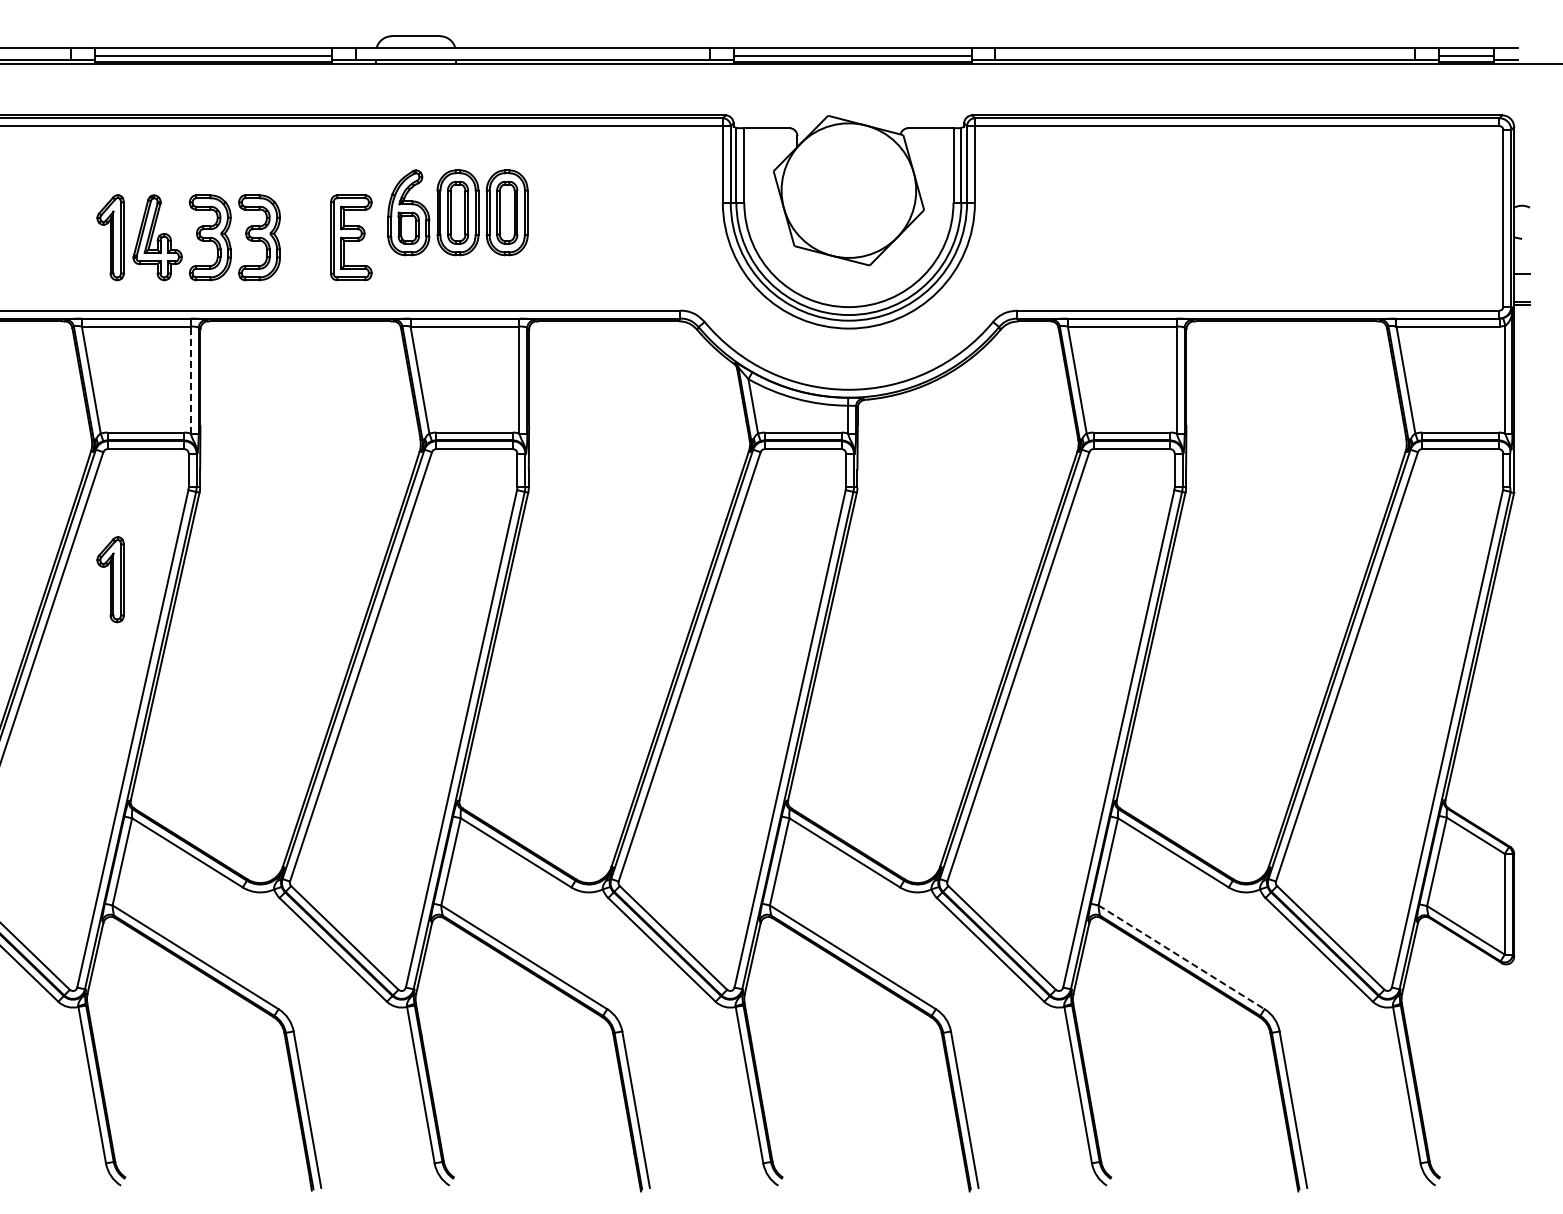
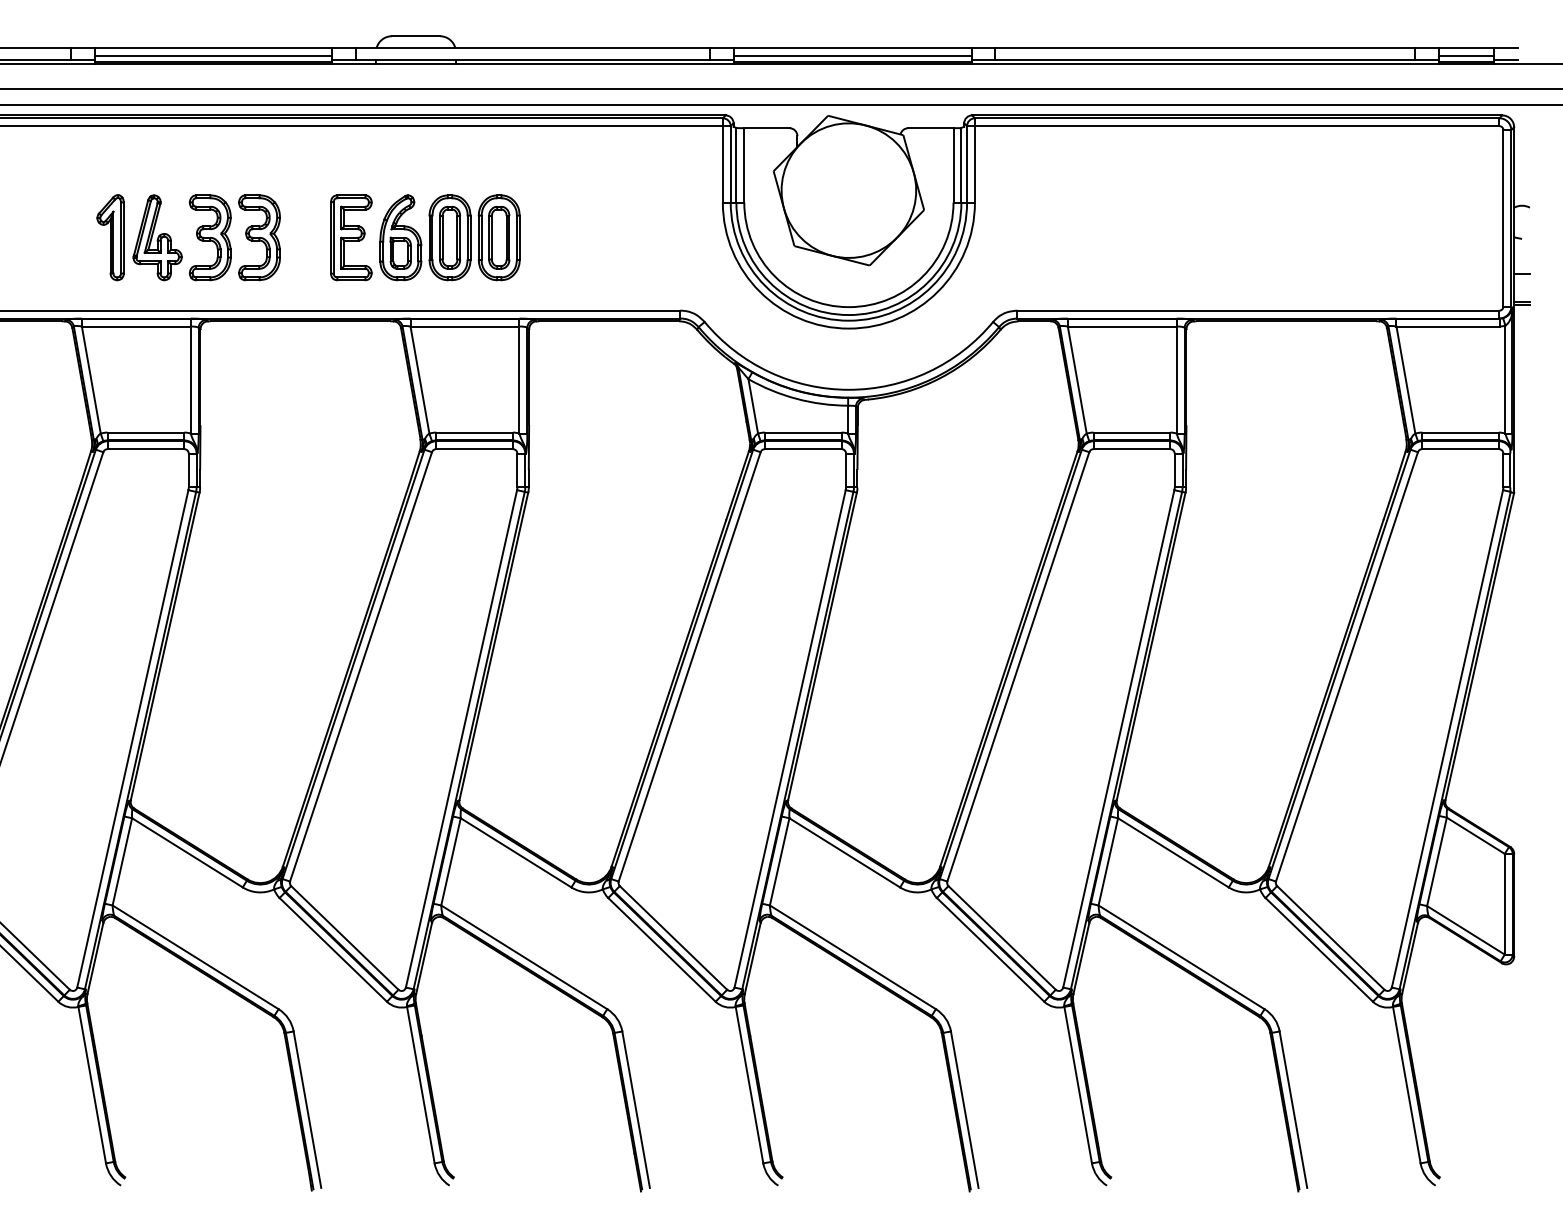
line: none -> present (780, 89)
line: none -> present (780, 105)
part position: (457, 212) -> (449, 237) (449, 237)
line: dashed -> solid (190, 380)
part: present -> none (110, 579)
line: dashed -> solid (1181, 957)
